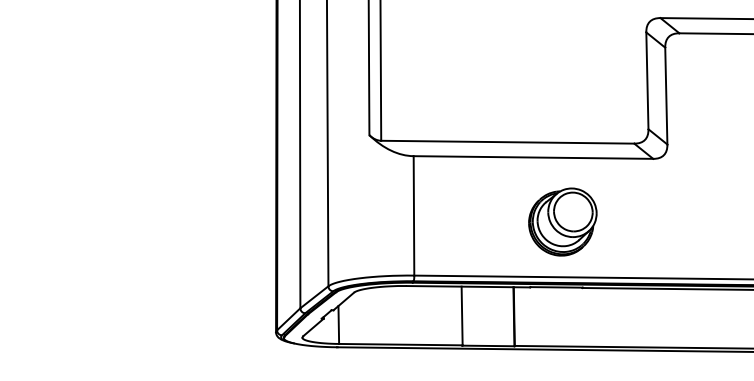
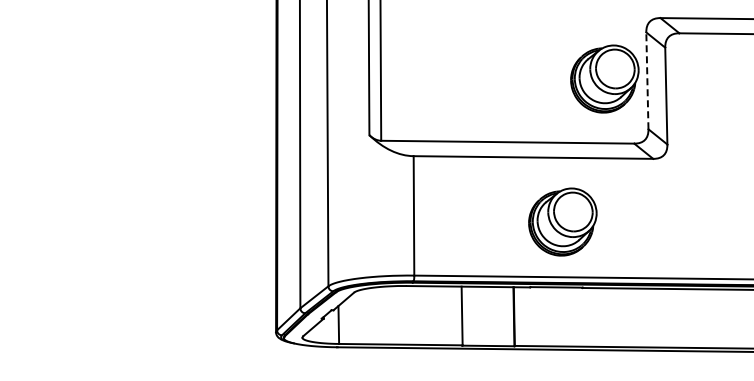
part: none -> present (604, 78)
line: solid -> dashed (647, 80)
